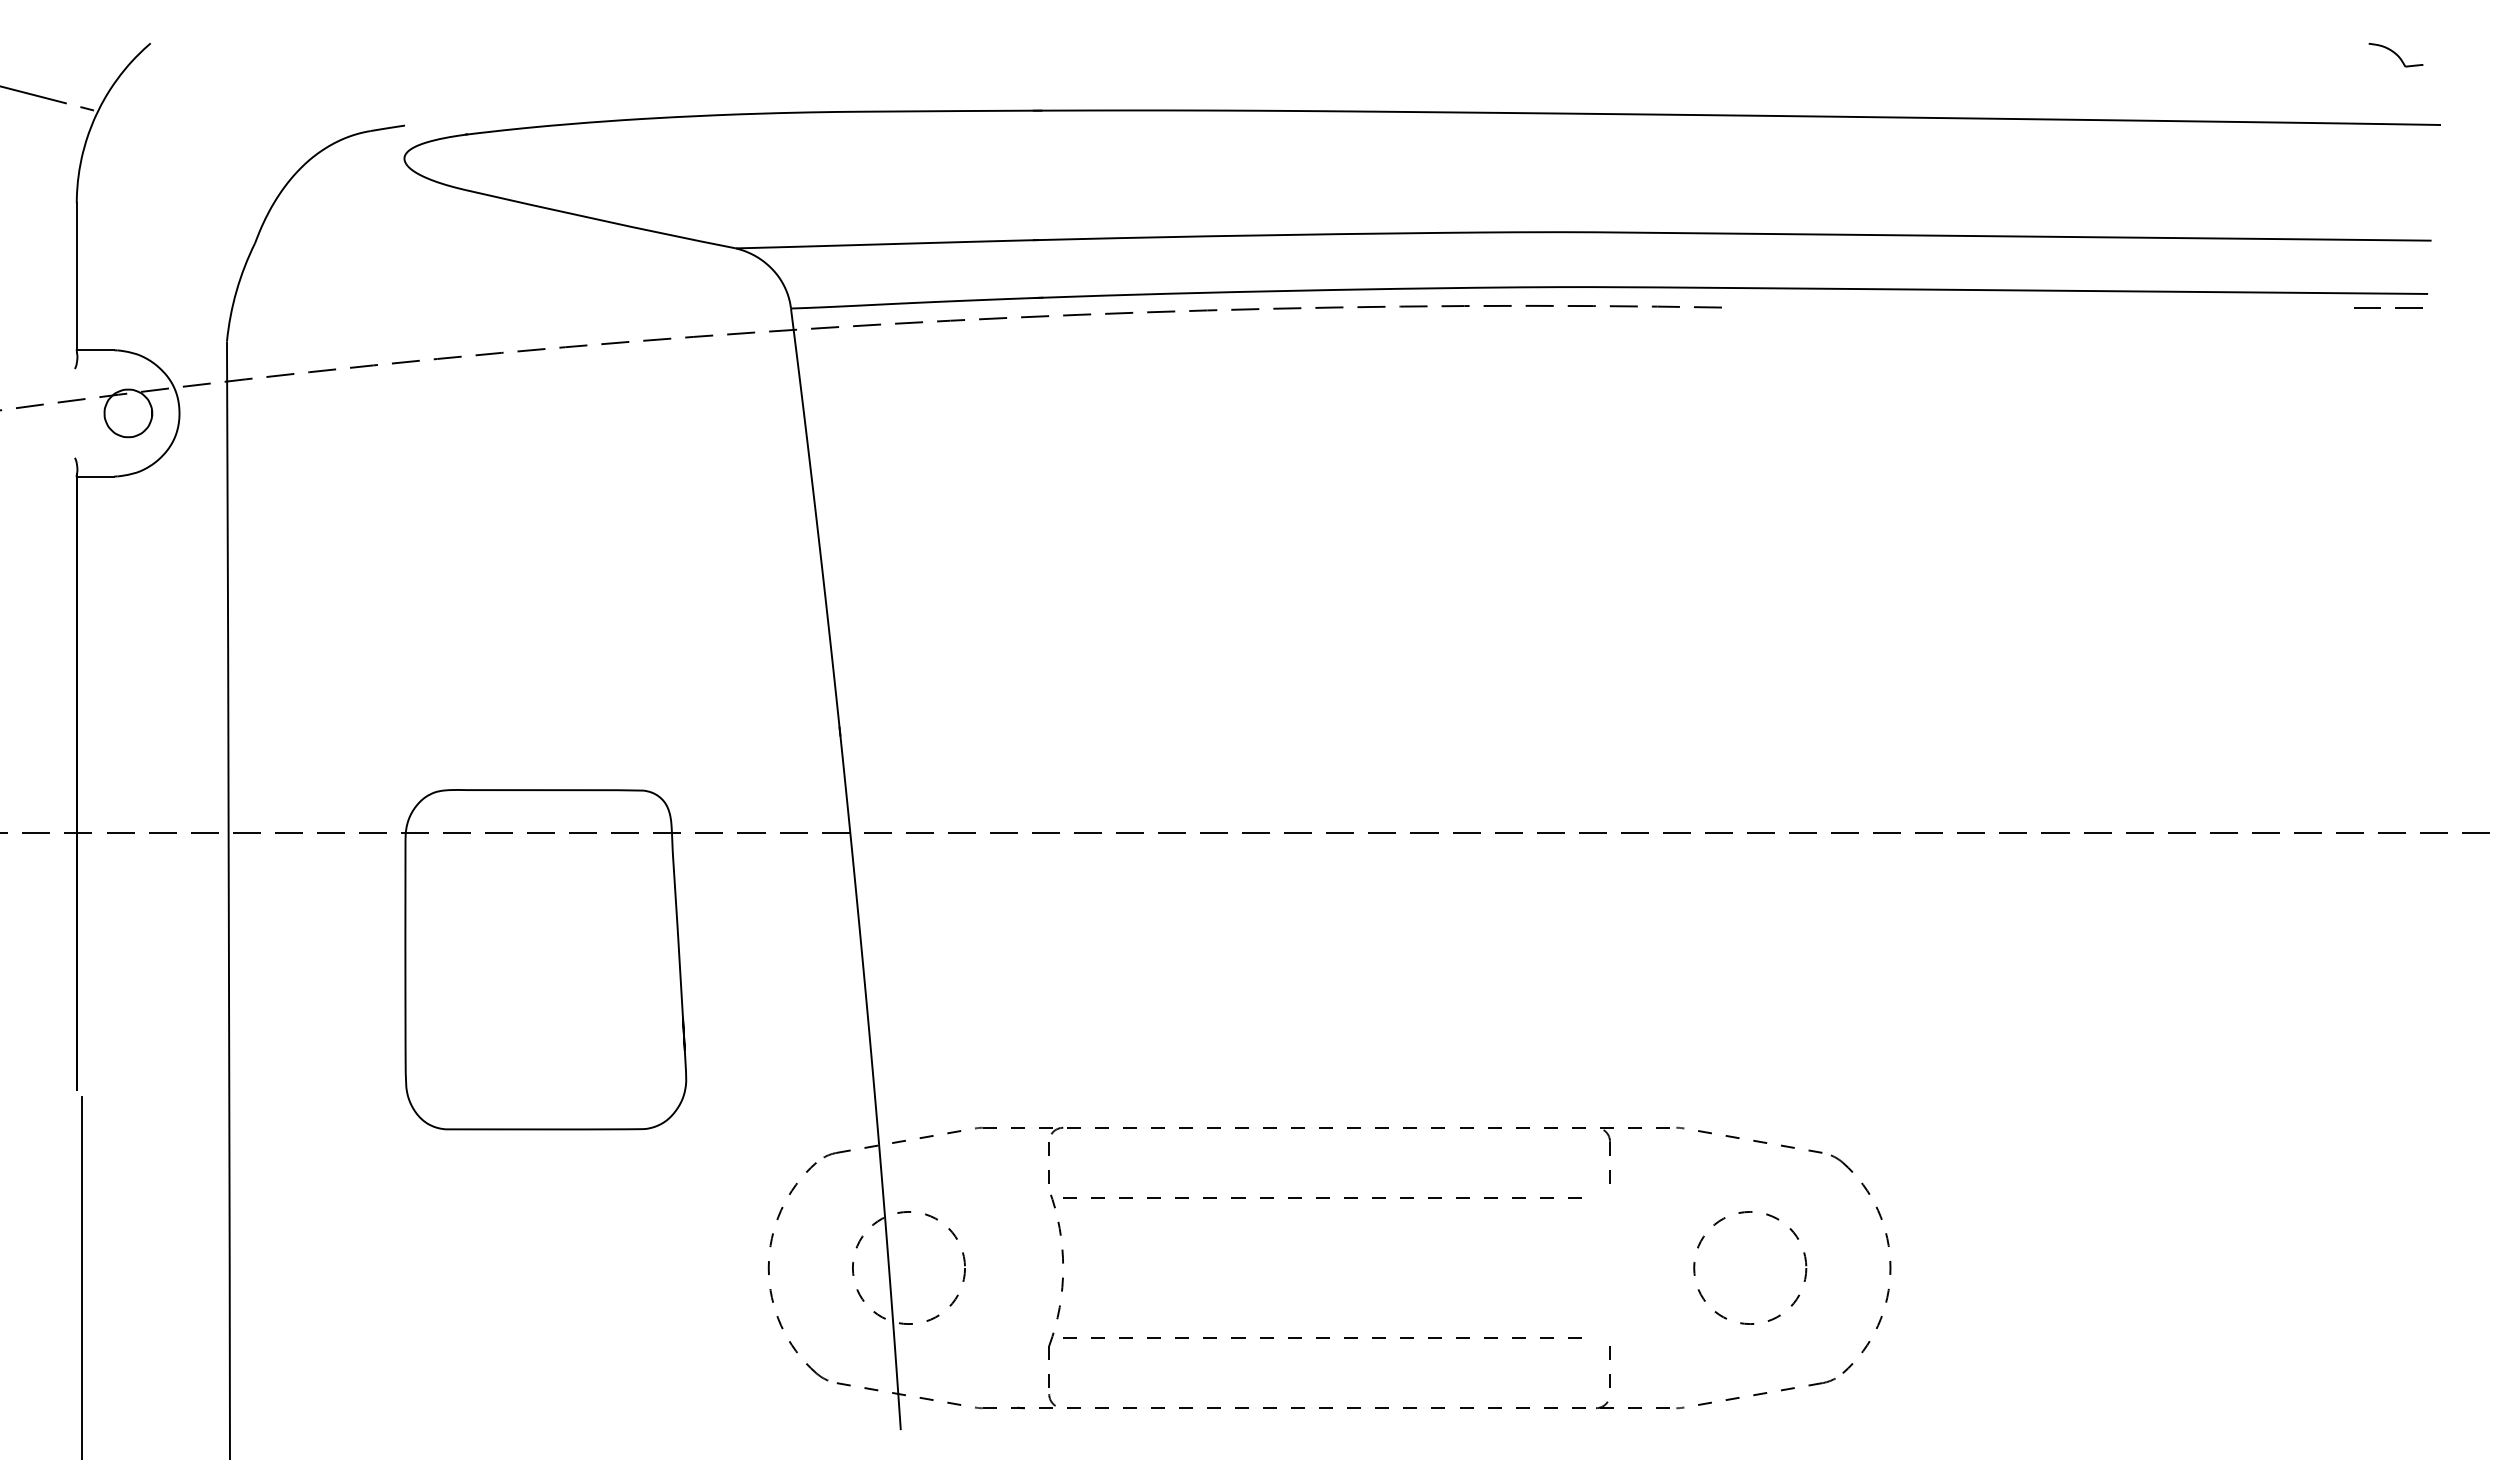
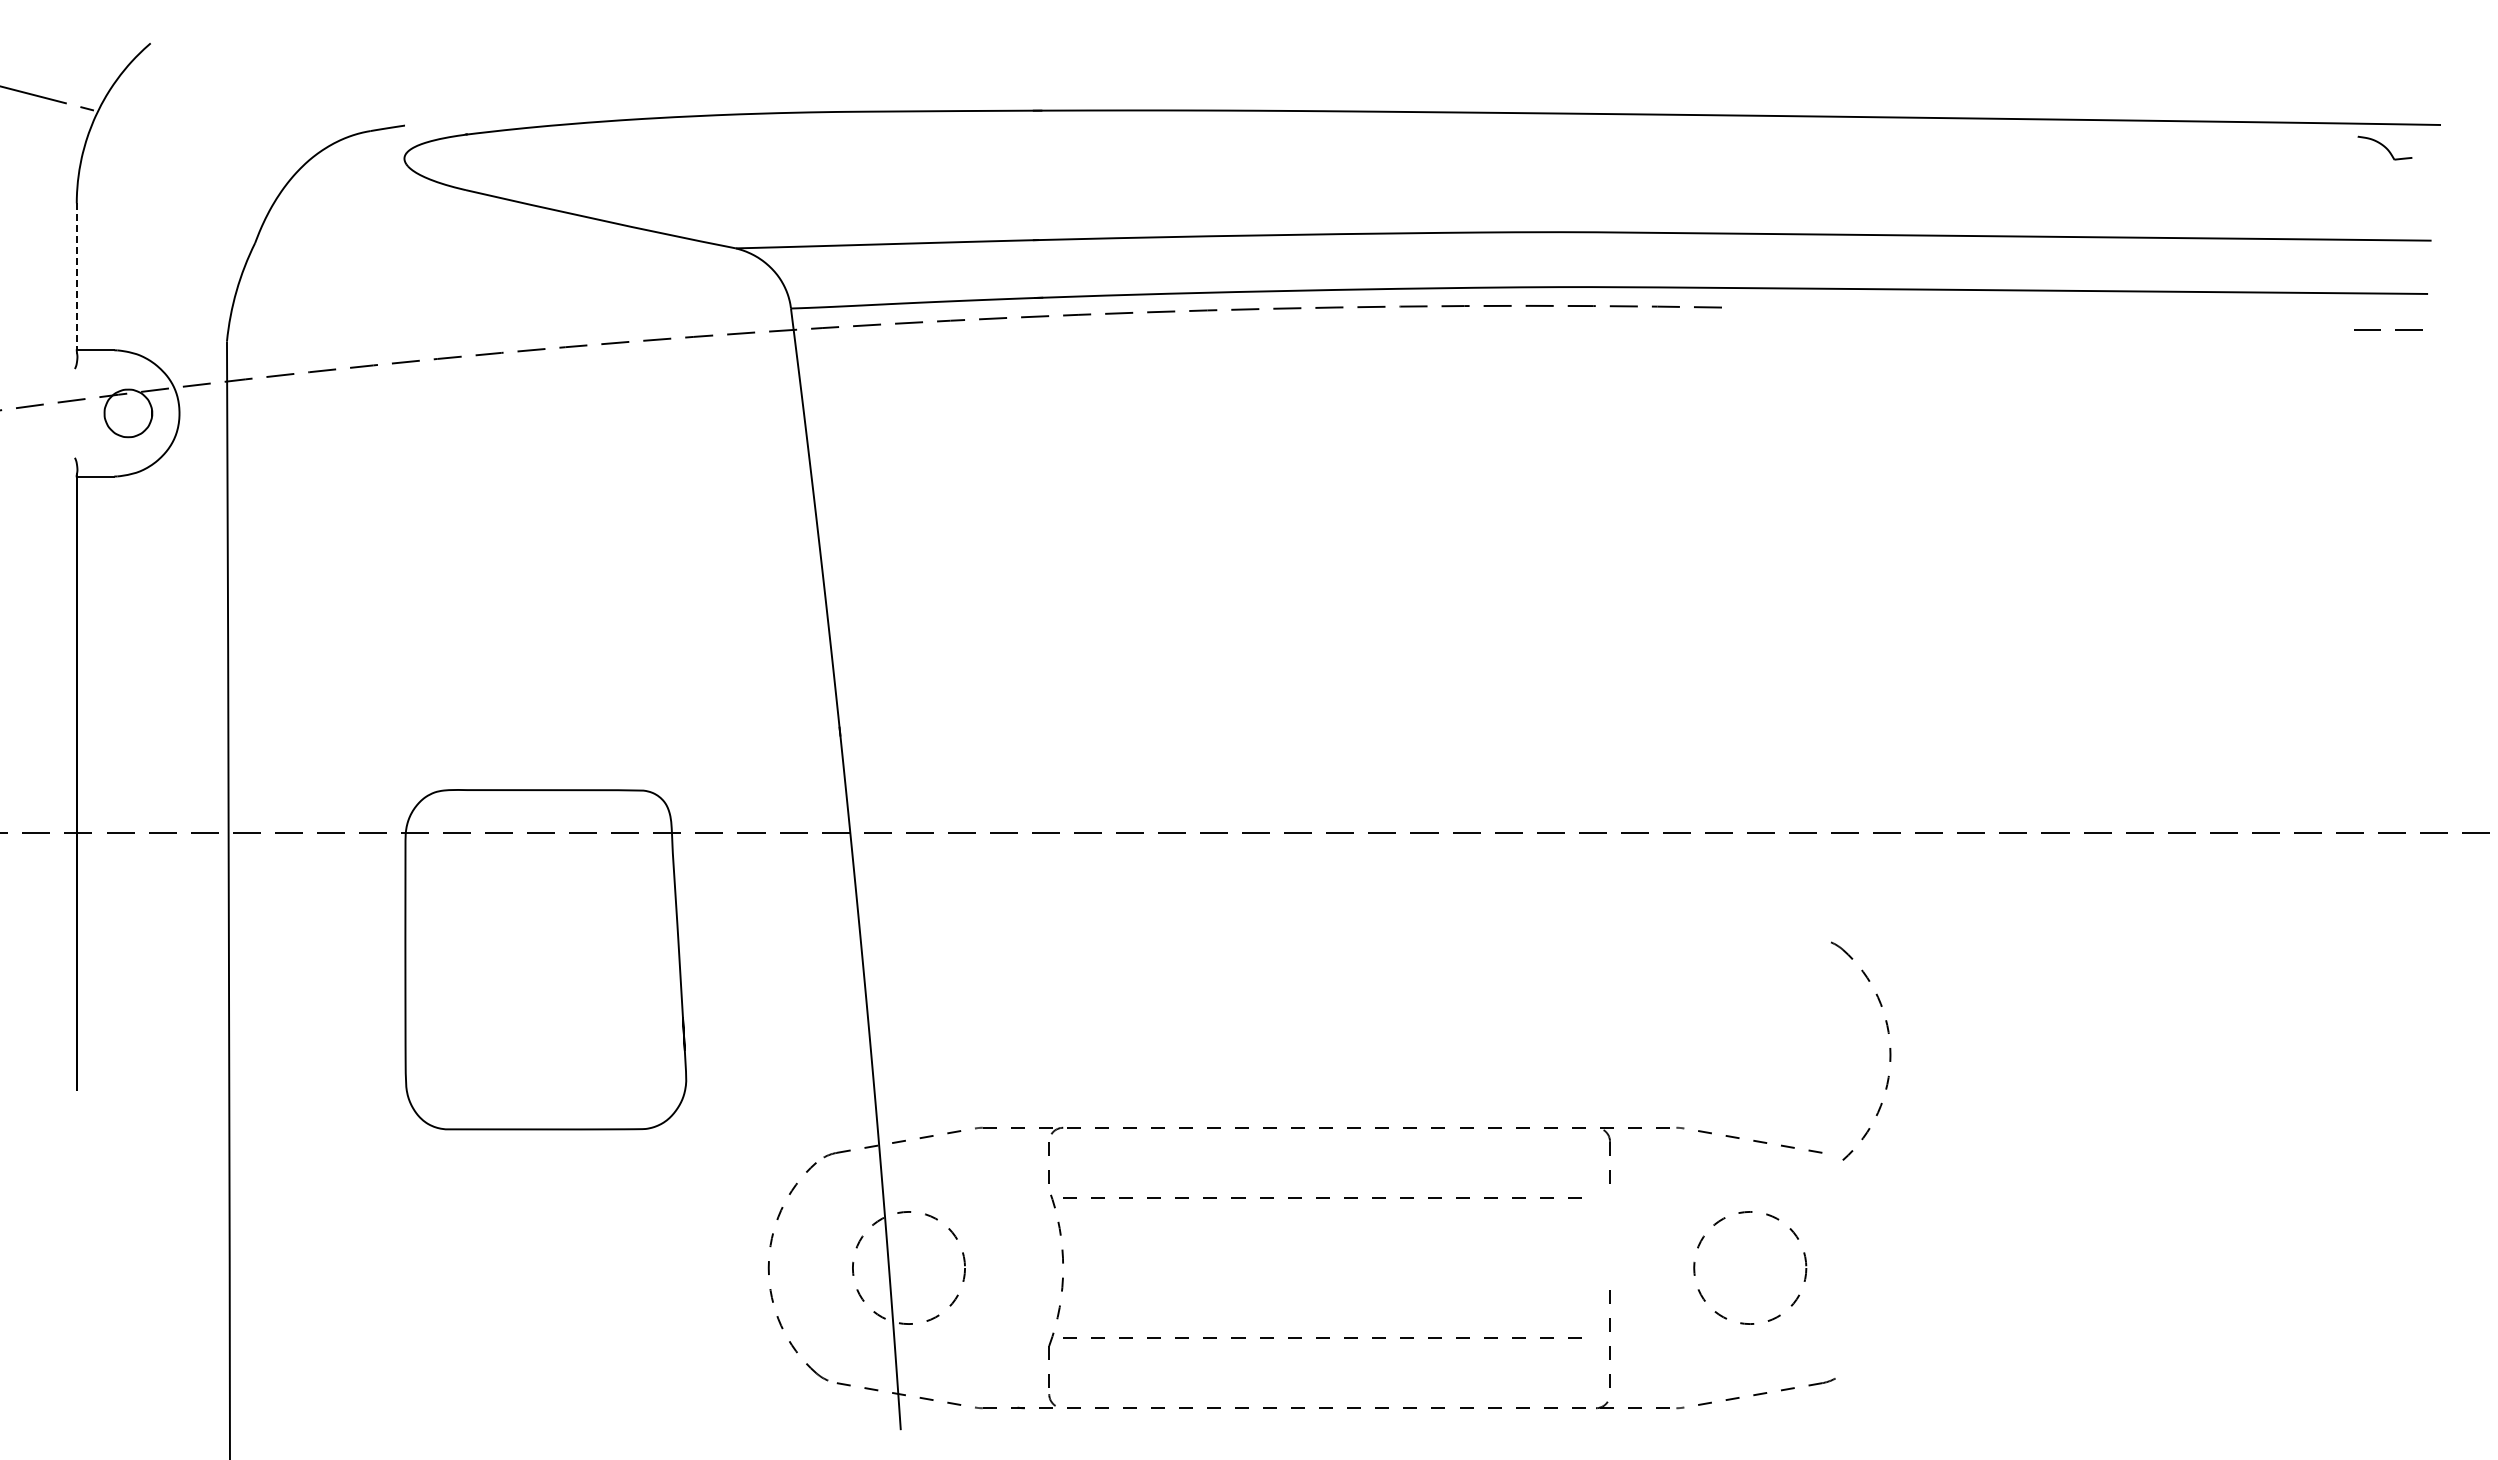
part position: (2395, 54) -> (2384, 147) (2384, 147)
line: solid -> dashed (76, 277)
line position: (2395, 307) -> (2395, 329) (2395, 329)
part position: (1889, 1263) -> (1889, 1050) (1889, 1050)
line: present -> none (82, 1276)
line: none -> present (1609, 1303)
